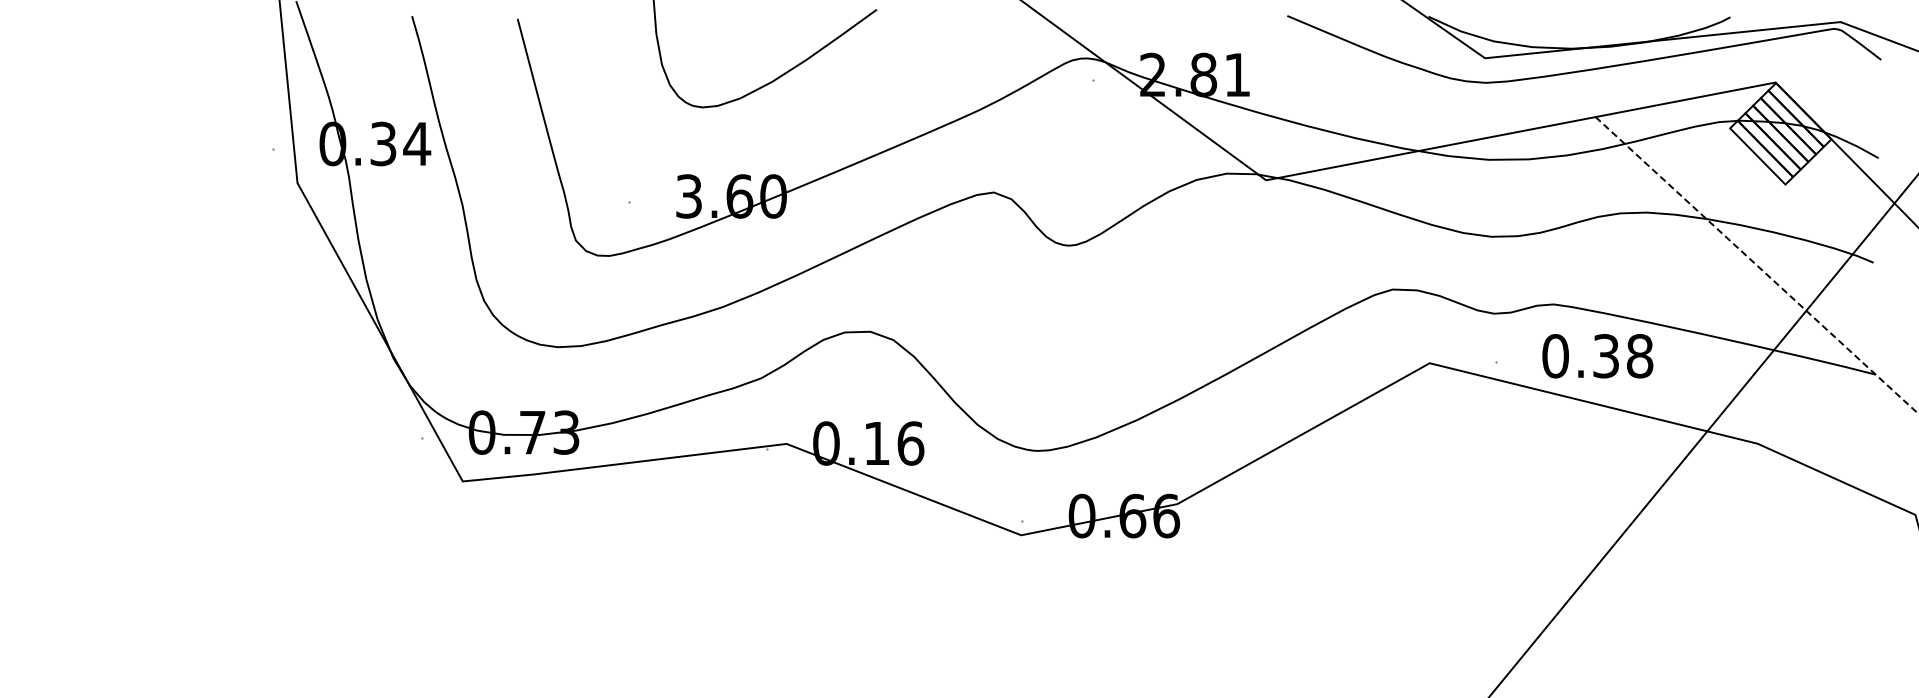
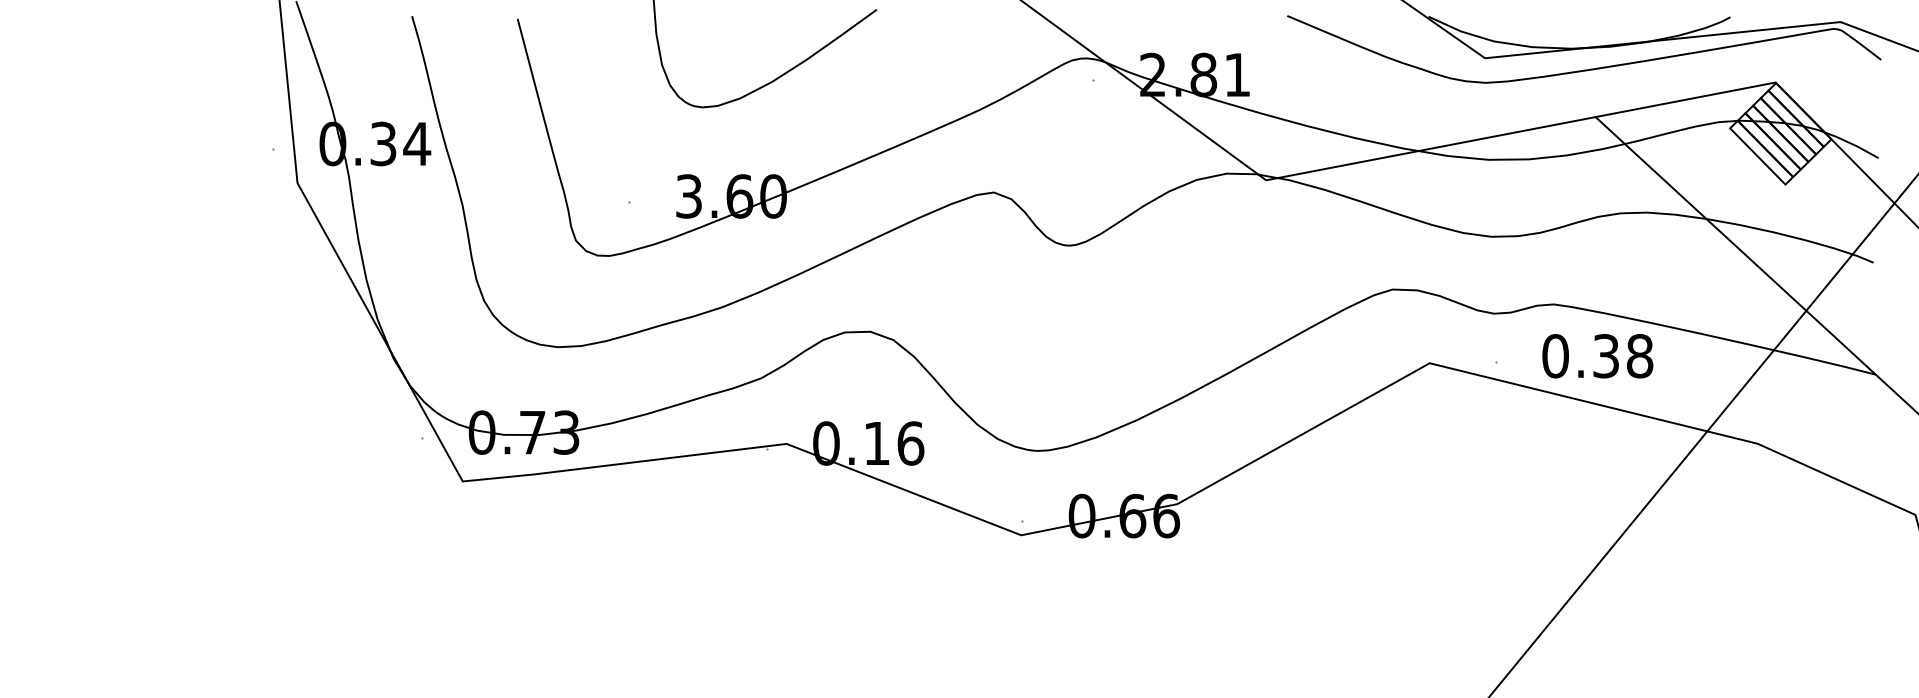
line: dashed -> solid (1757, 265)
